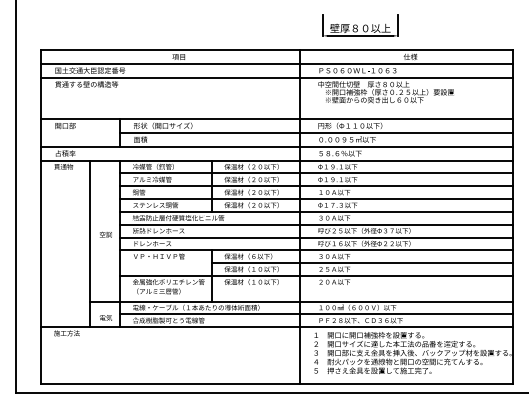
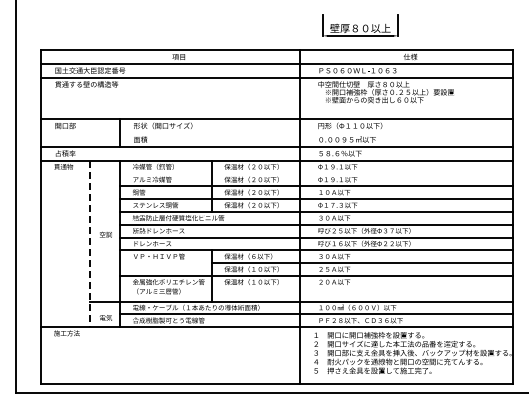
line: present -> none (316, 133)
line: present -> none (316, 173)
line: solid -> dashed (89, 244)
